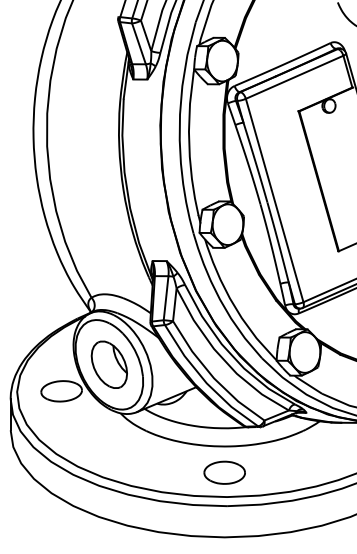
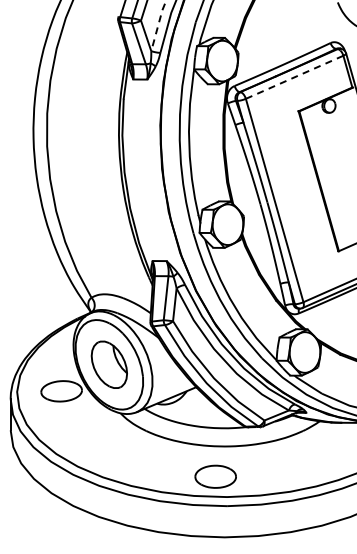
line: solid -> dashed (158, 25)
line: solid -> dashed (295, 77)
part position: (224, 472) -> (215, 476) (215, 476)
